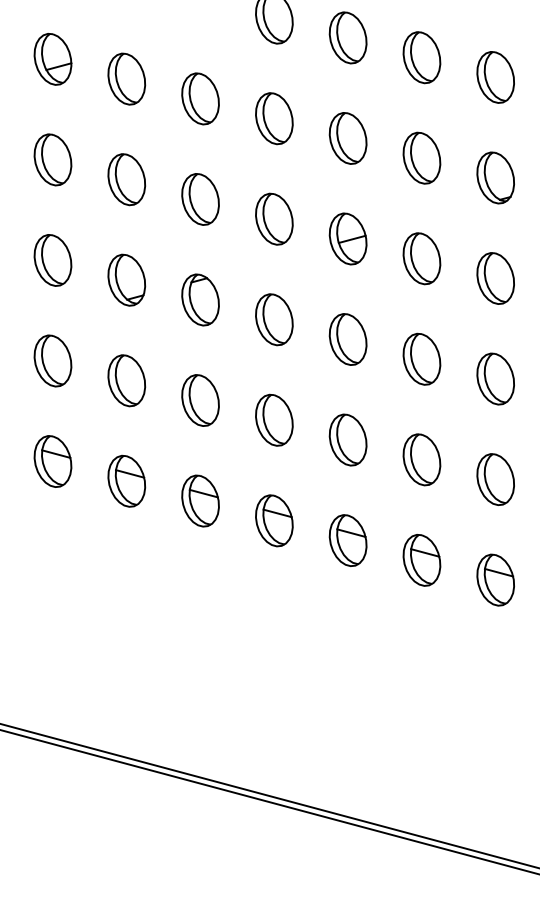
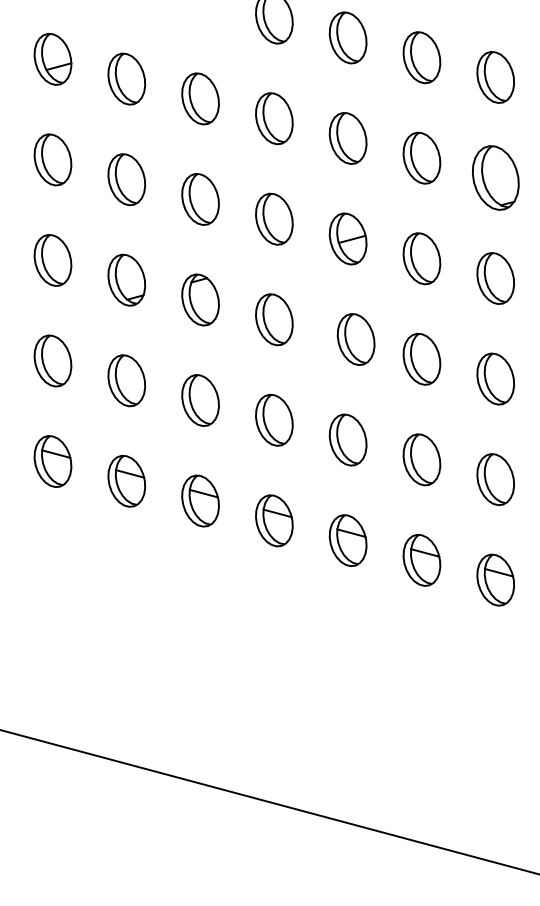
part size: 39x54 px -> 48x66 px (495, 177)
part position: (347, 339) -> (355, 339) (355, 339)
line: present -> none (269, 795)
